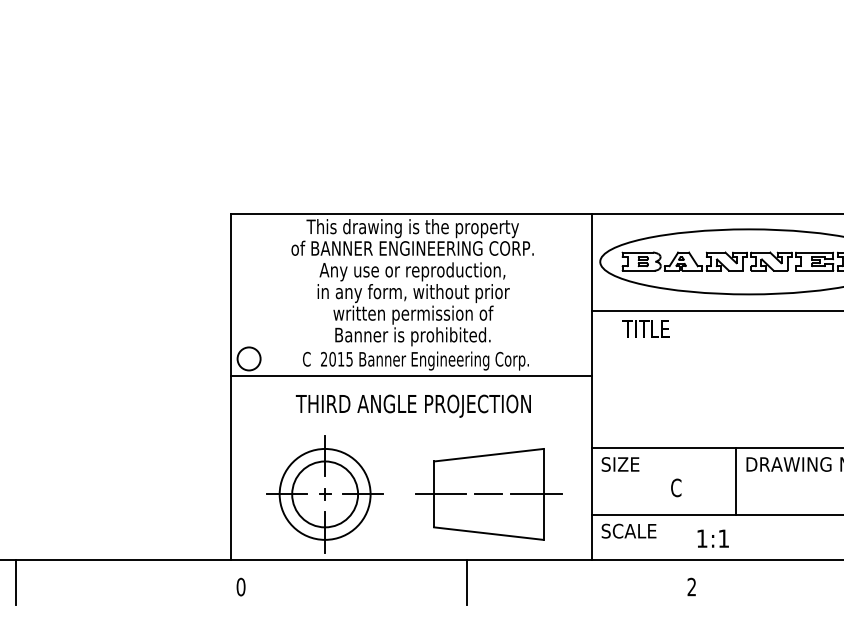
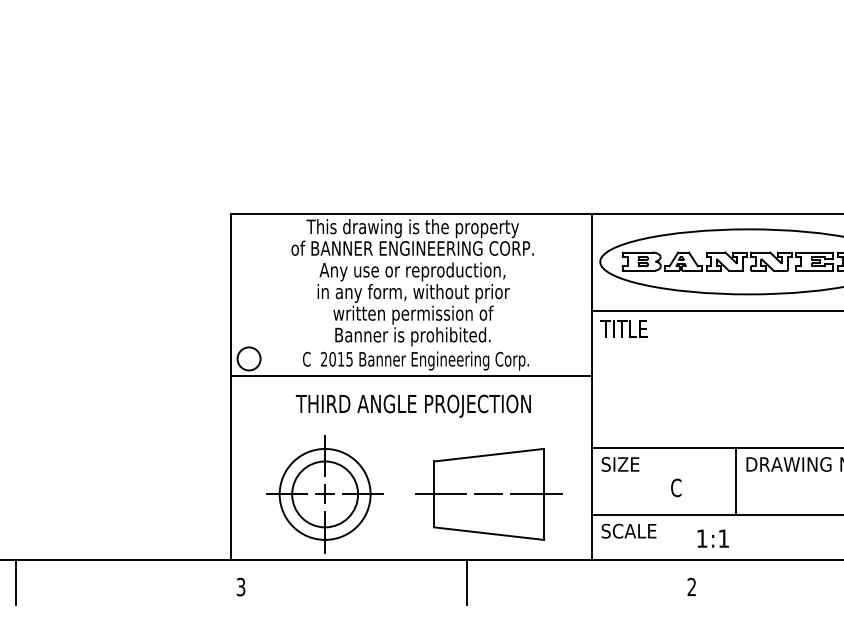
text position: (645, 328) -> (623, 328) (623, 328)
part size: 13x13 px -> 20x20 px (324, 493)
text: 0 -> 3 (240, 586)
